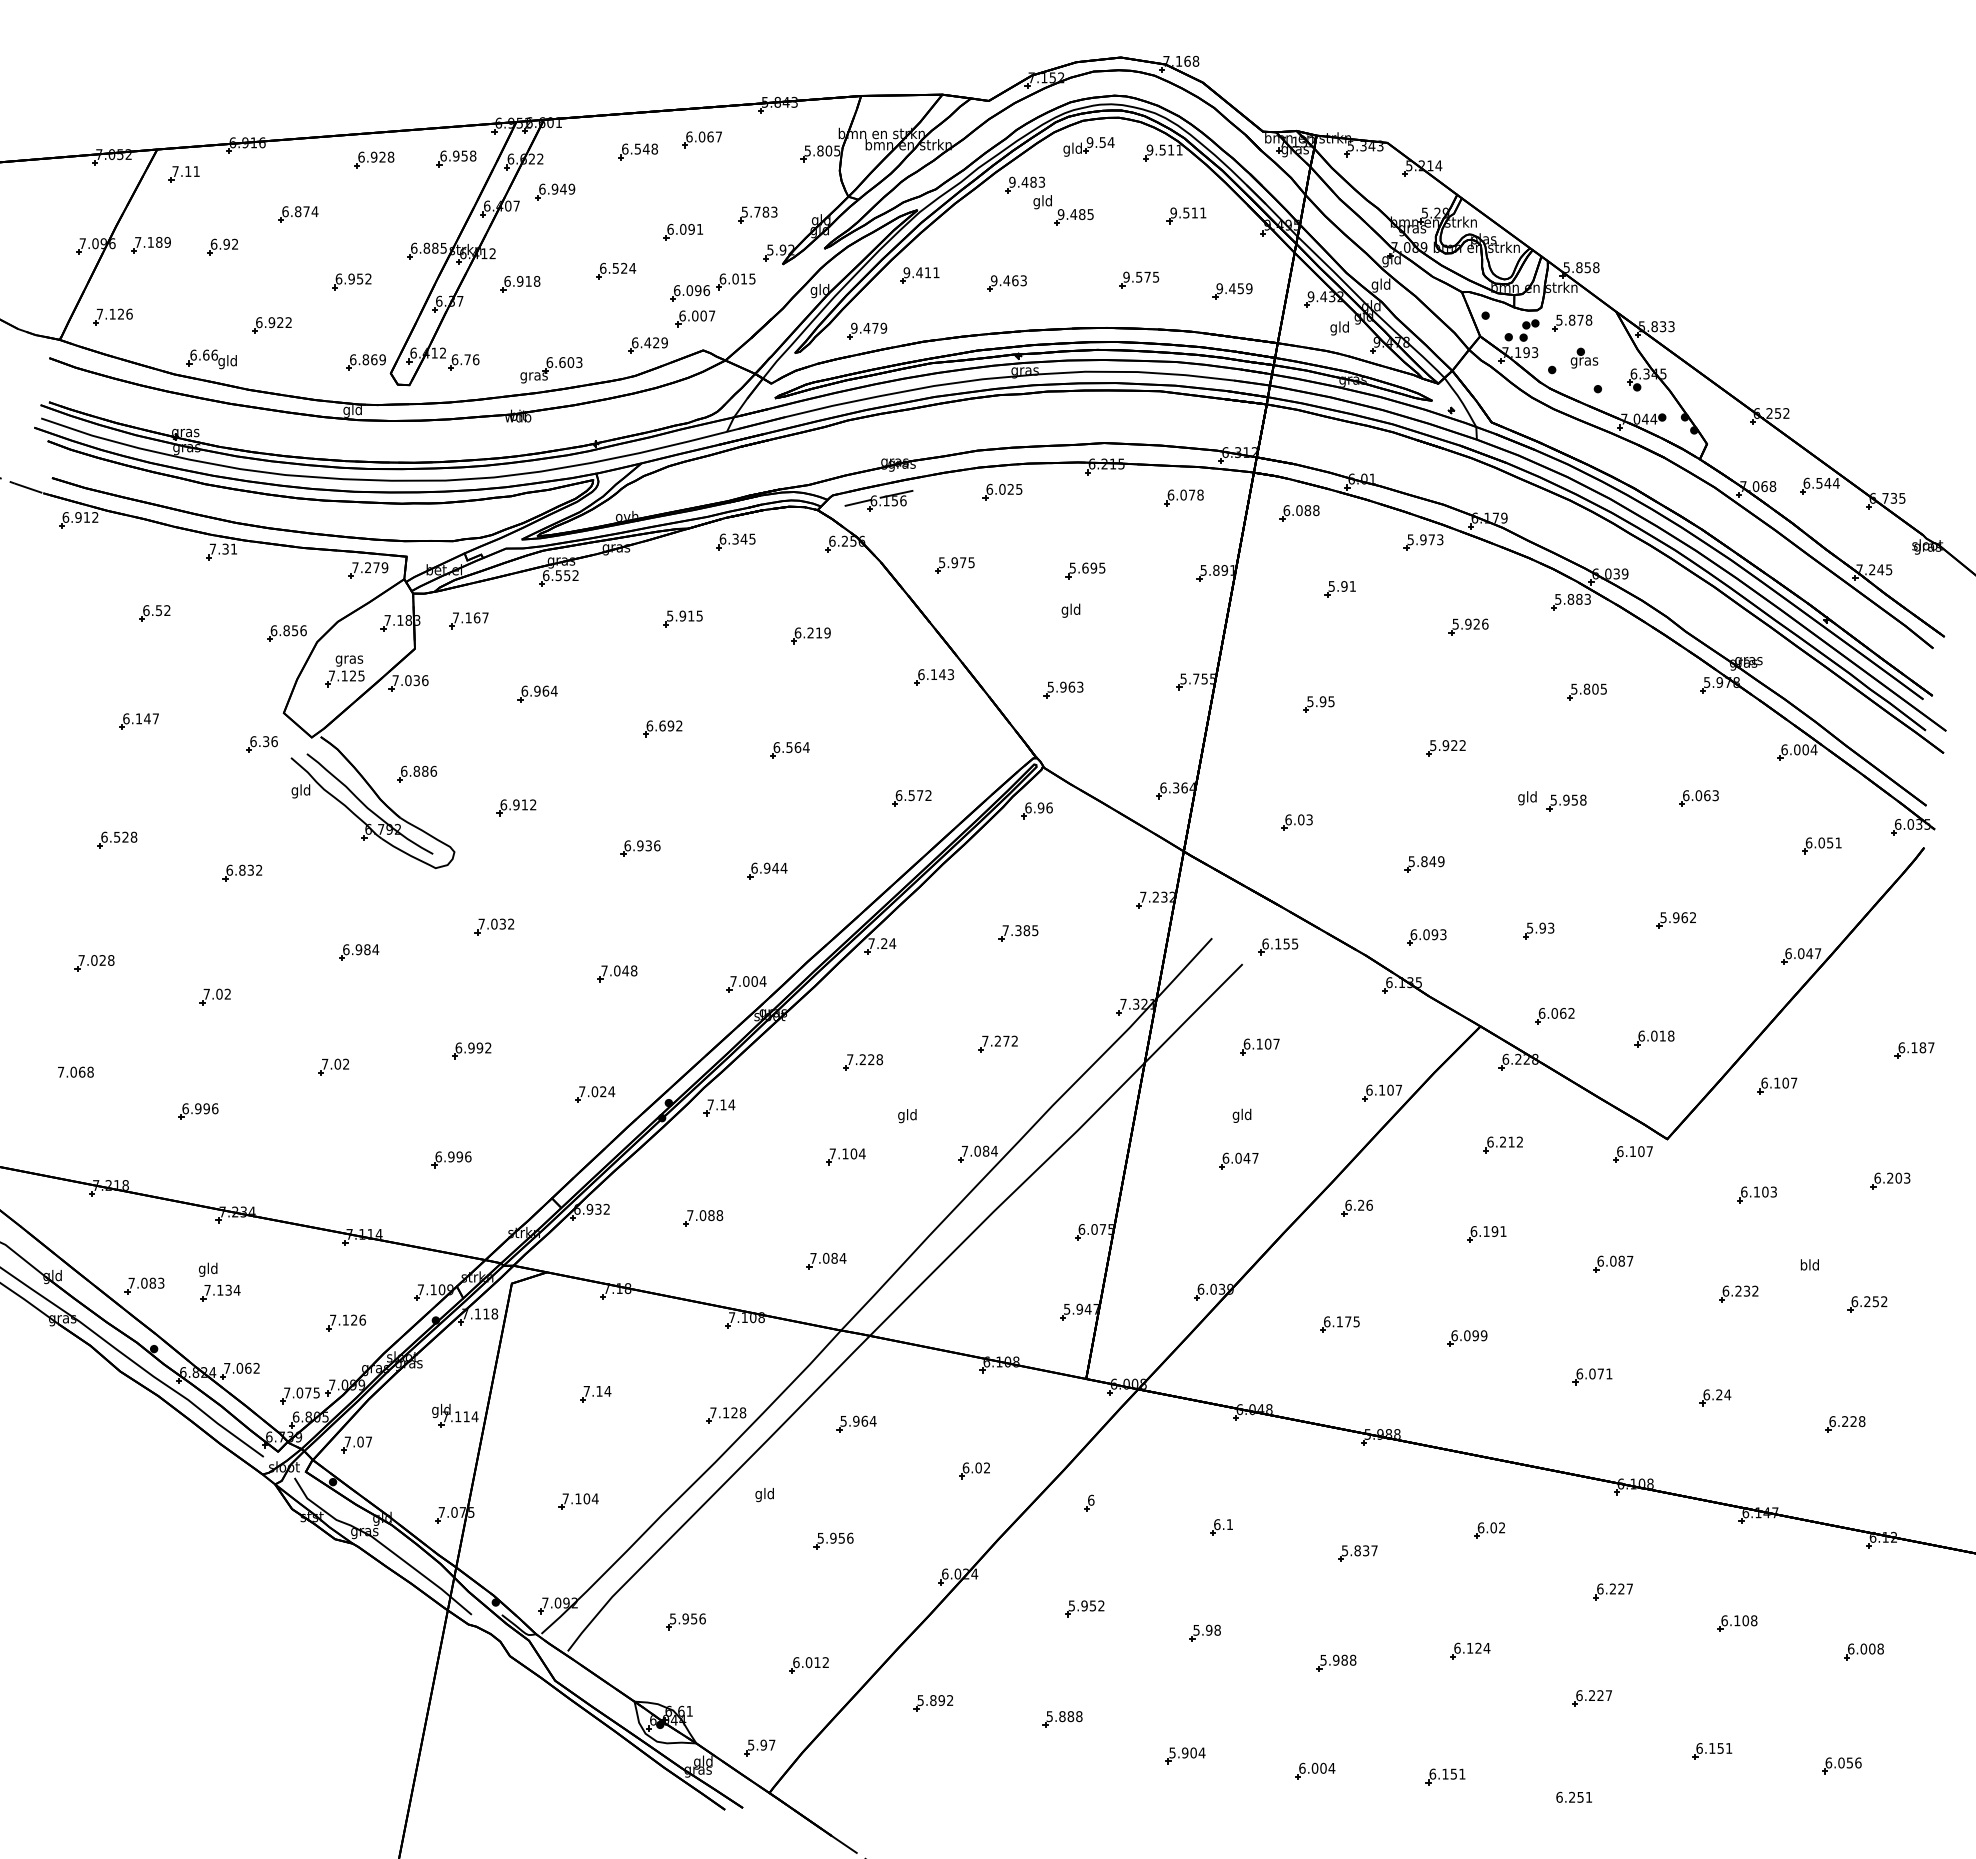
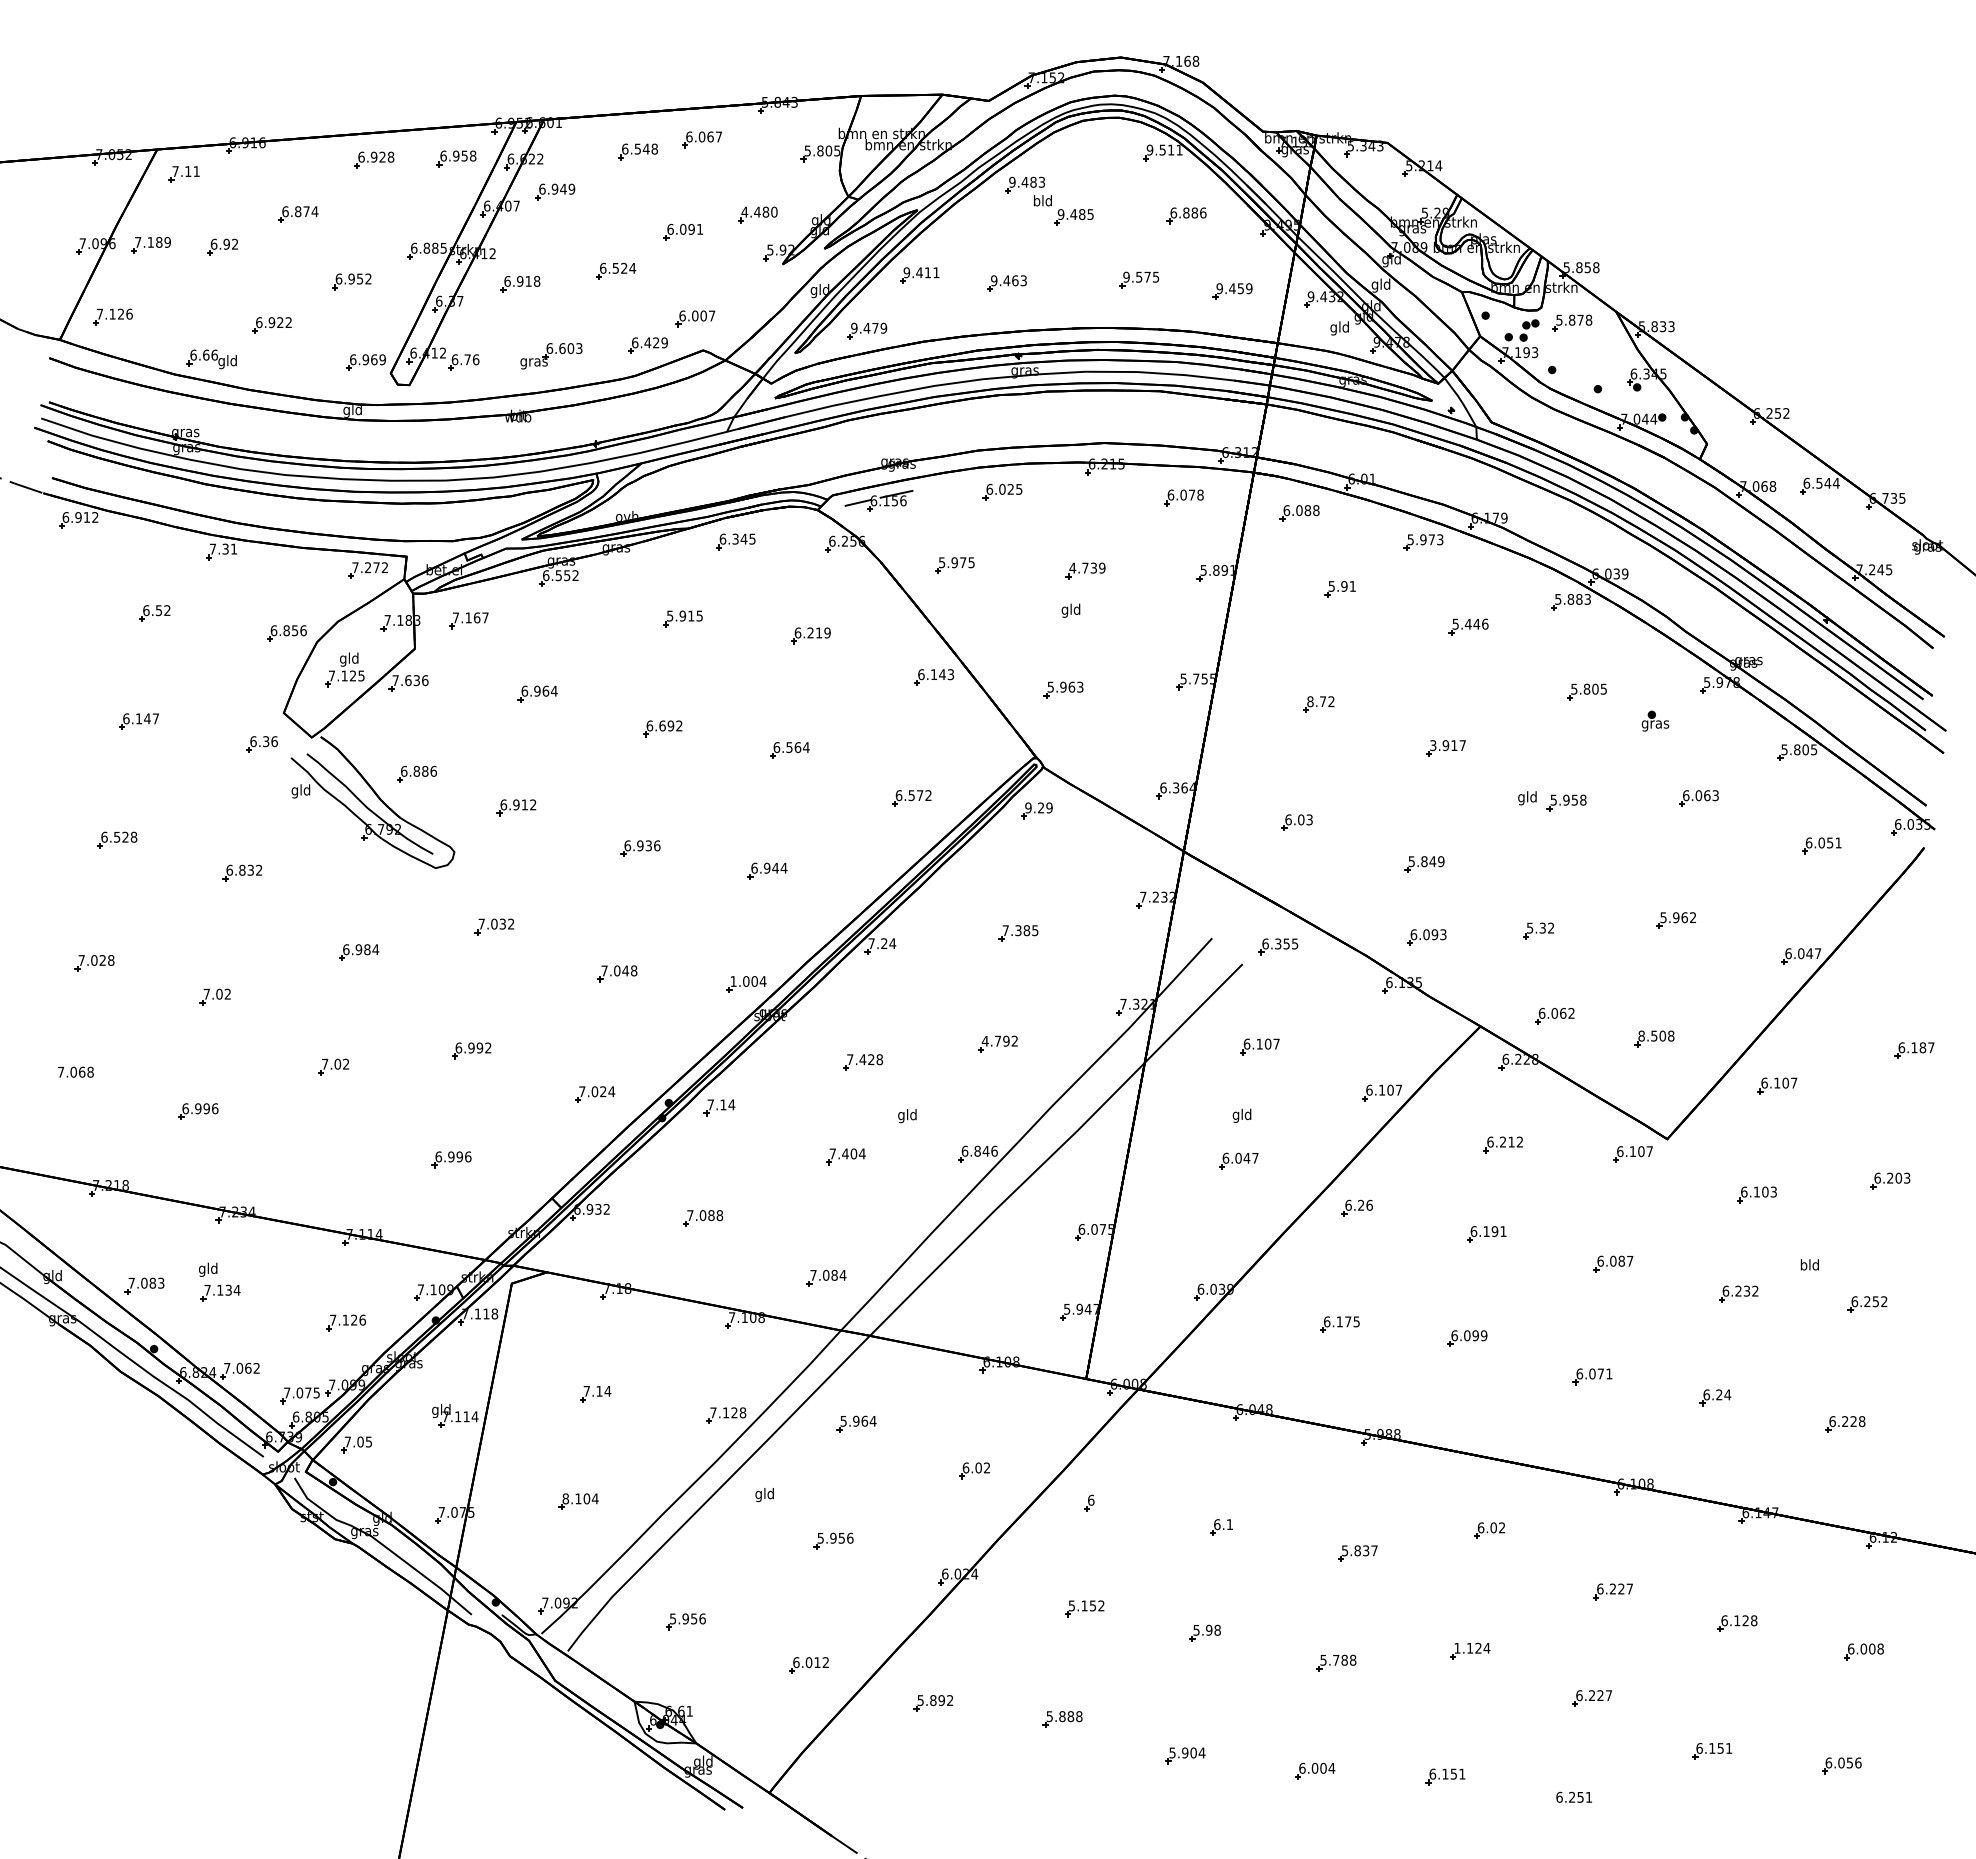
part: present -> none (1088, 146)
text: gld -> bld (1036, 202)
text: 5.783 -> 4.480 (759, 211)
text: 9.511 -> 6.886 (1188, 212)
part: present -> none (712, 287)
part position: (1584, 357) -> (1655, 720) (1655, 720)
text: 6.869 -> 6.969 (365, 359)
part position: (551, 370) -> (551, 356) (551, 356)
text: 7.279 -> 7.272 (384, 567)
text: 5.695 -> 4.739 (1087, 567)
text: 5.926 -> 5.446 (1472, 623)
text: gras -> gld (349, 659)
text: 7.036 -> 7.636 (408, 680)
text: 5.95 -> 8.72 (1320, 701)
text: 5.922 -> 3.917 (1447, 745)
text: 6.004 -> 5.805 (1799, 749)
text: 6.96 -> 9.29 (1038, 807)
text: 5.93 -> 5.32 (1546, 927)
text: 6.155 -> 6.355 (1278, 943)
text: 7.004 -> 1.004 (733, 981)
text: 6.018 -> 8.508 (1652, 1035)
text: 7.272 -> 4.792 (995, 1040)
text: 7.228 -> 7.428 (862, 1059)
text: 7.084 -> 6.846 (979, 1150)
text: 7.104 -> 7.404 (845, 1153)
part position: (826, 1260) -> (826, 1277) (826, 1277)
text: 7.07 -> 7.05 (368, 1441)
text: 7.104 -> 8.104 (565, 1498)
text: 5.952 -> 5.152 (1084, 1605)
text: 6.108 -> 6.128 (1745, 1620)
text: 6.124 -> 1.124 (1457, 1647)
text: 5.988 -> 5.788 (1336, 1659)
part: present -> none (759, 1747)
